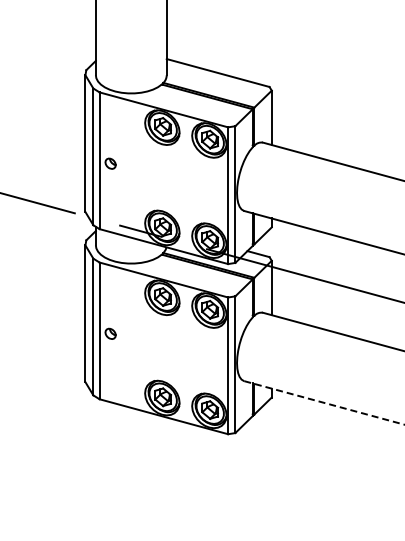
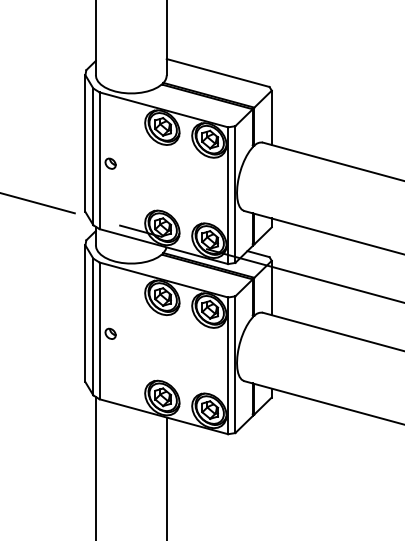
line: dashed -> solid (324, 402)
line: none -> present (95, 466)
line: none -> present (166, 477)
